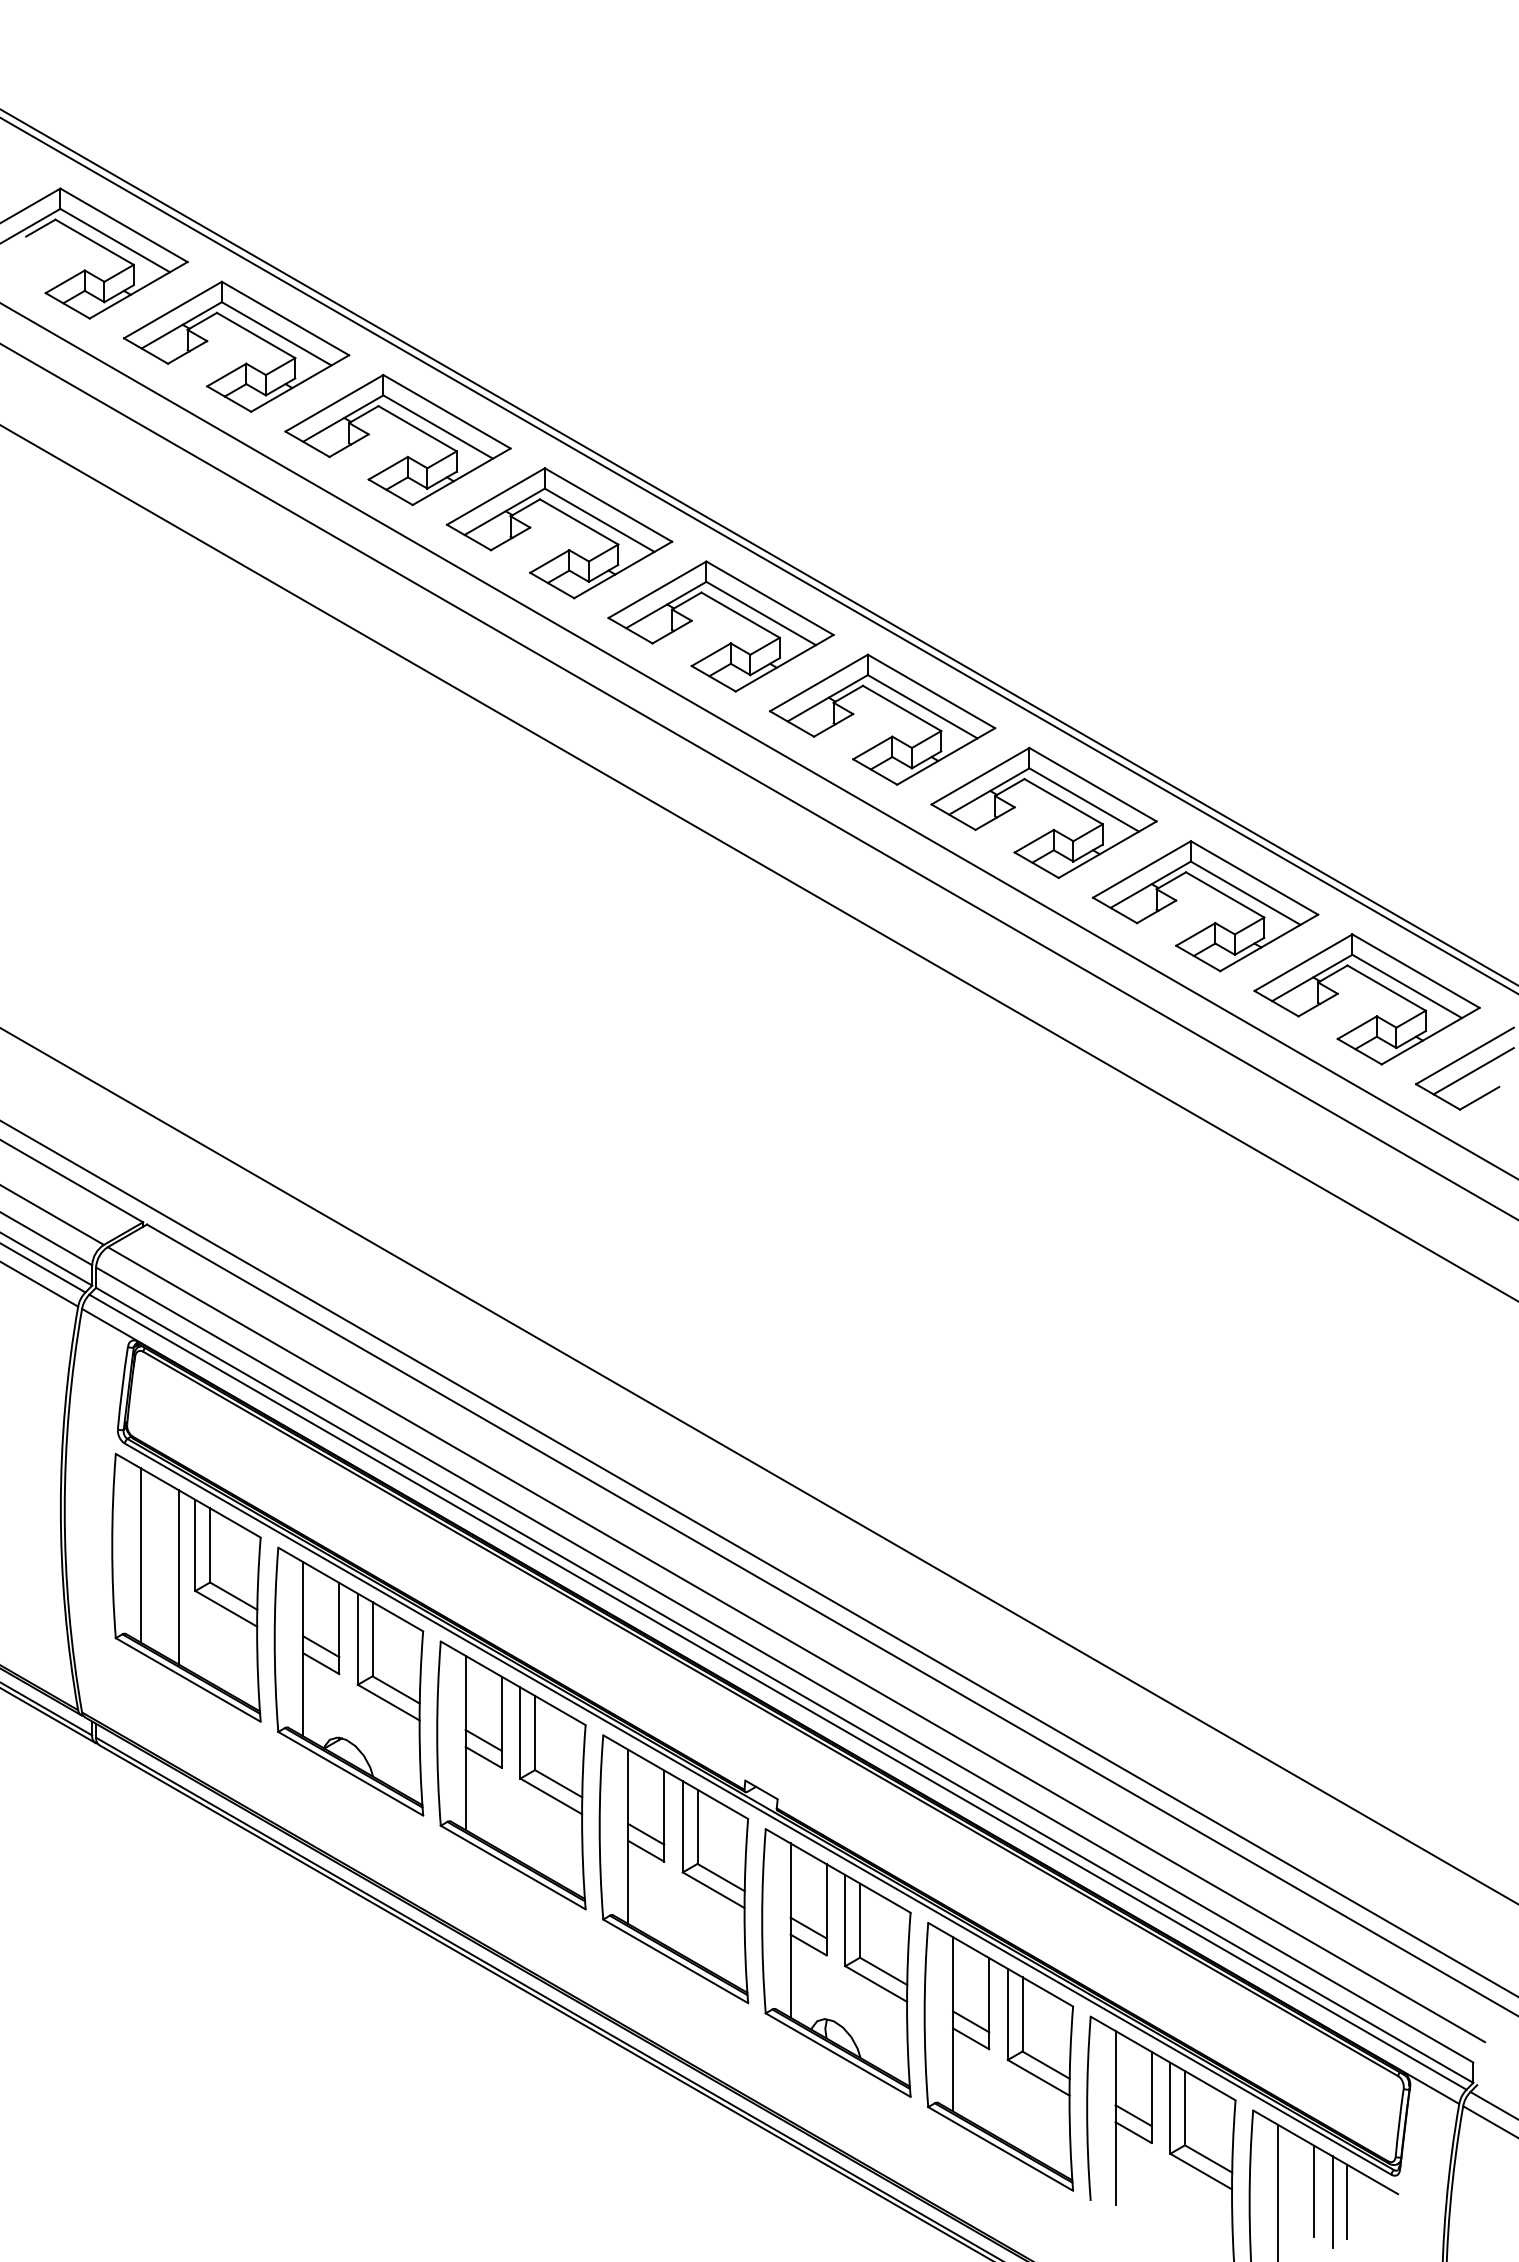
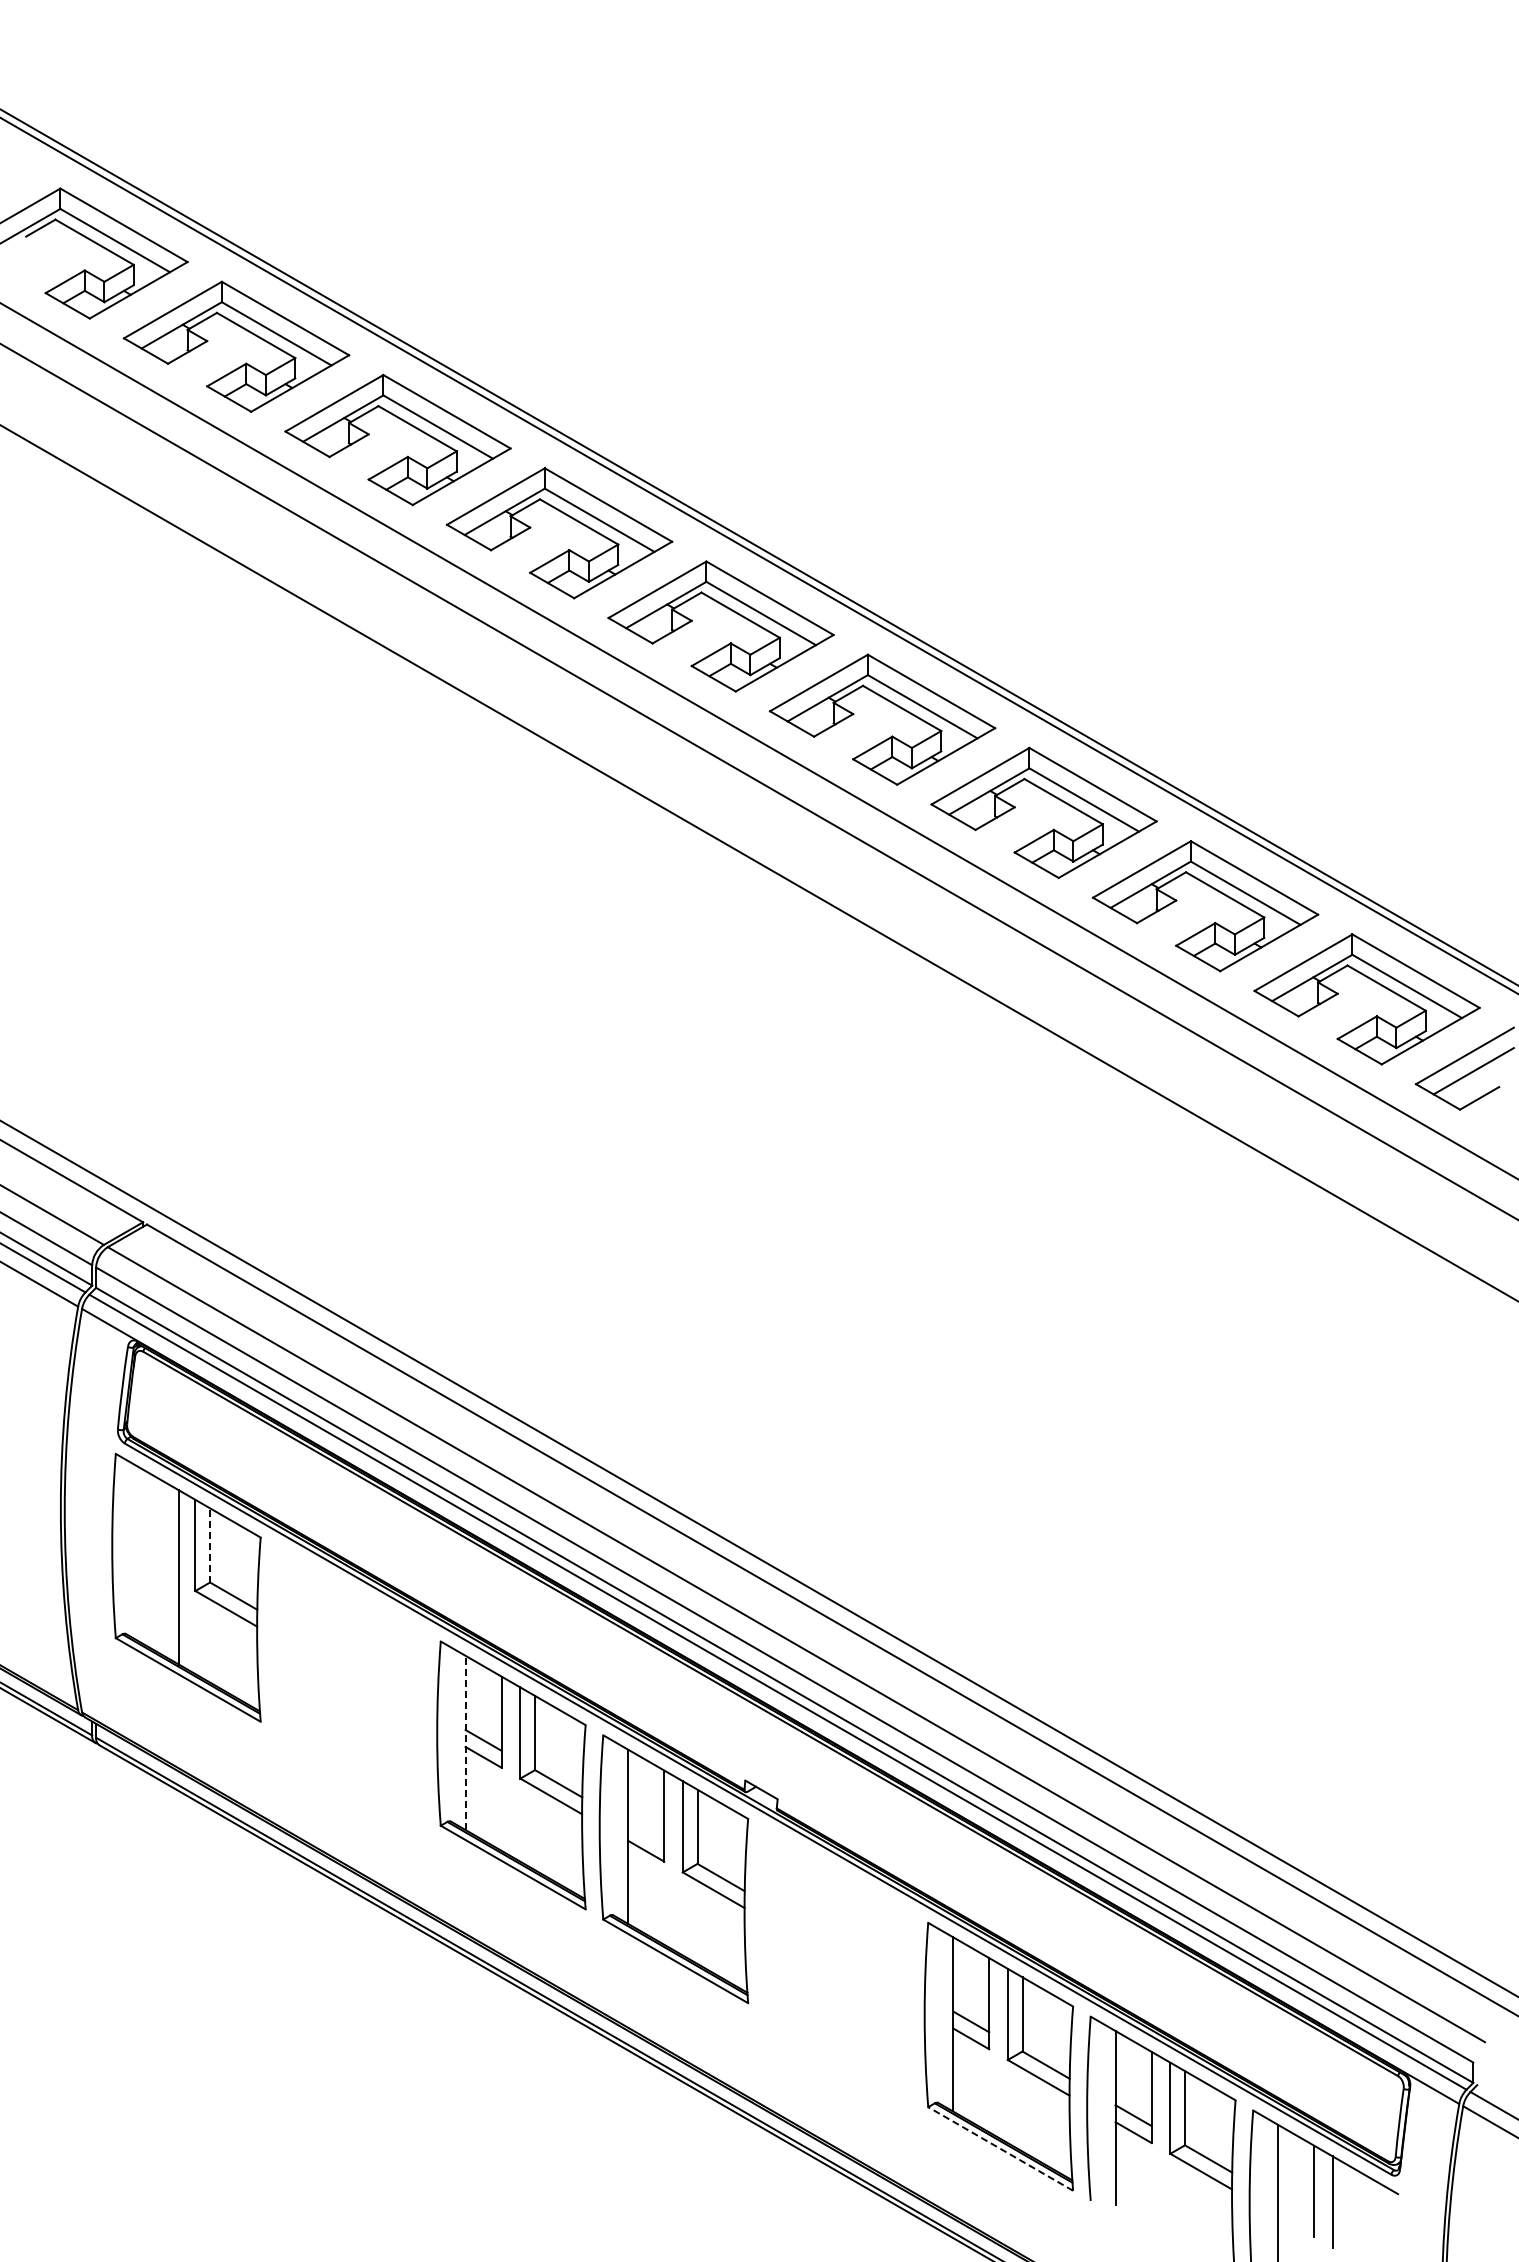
line: present -> none (758, 1465)
line: solid -> dashed (210, 1544)
line: present -> none (140, 1555)
part: present -> none (348, 1681)
line: solid -> dashed (465, 1742)
line: present -> none (646, 1833)
part: present -> none (836, 1962)
line: solid -> dashed (1000, 2148)
line: present -> none (1347, 2201)
